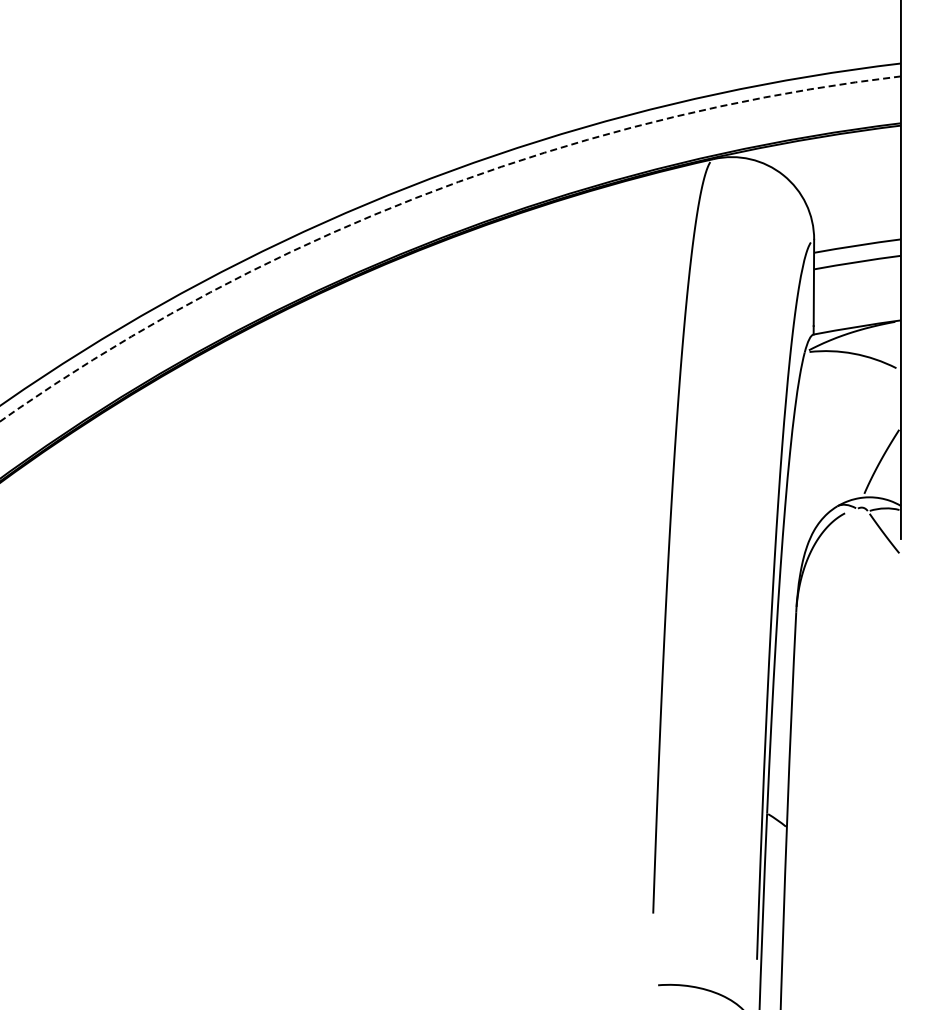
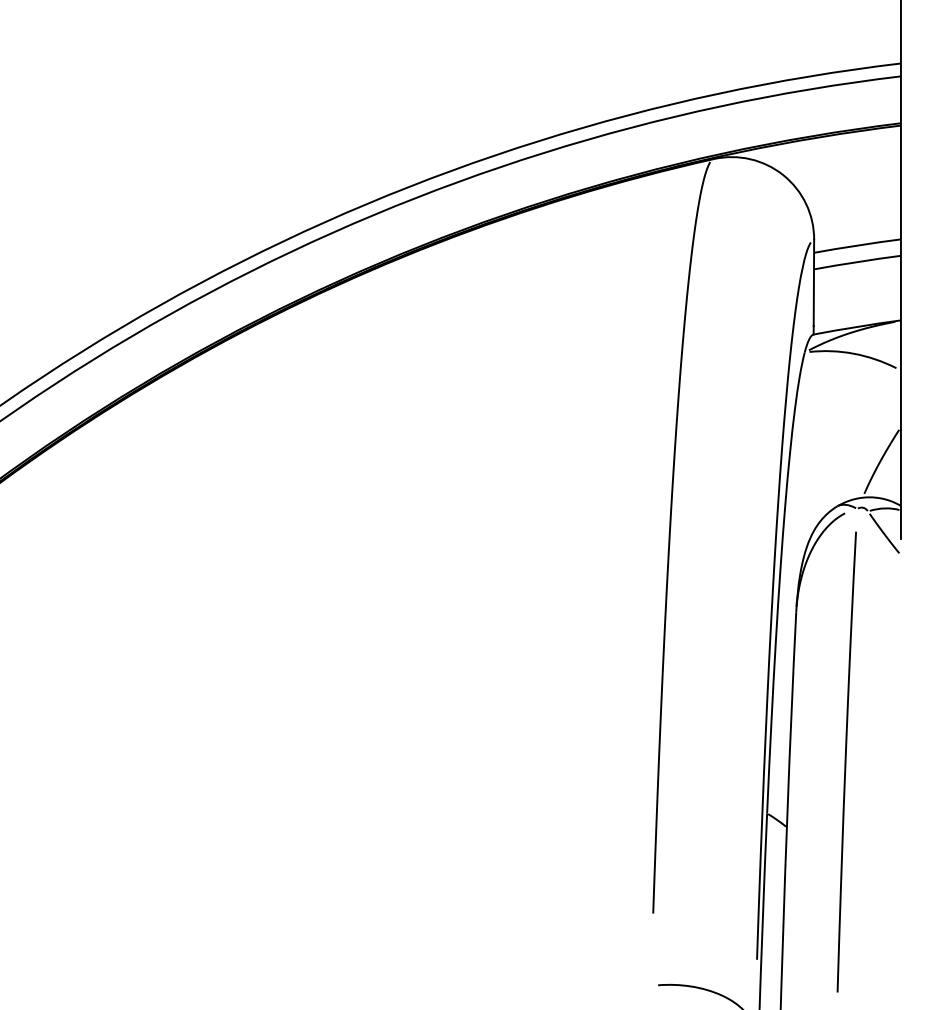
arc: dashed -> solid (427, 193)
curve: none -> present (846, 761)
